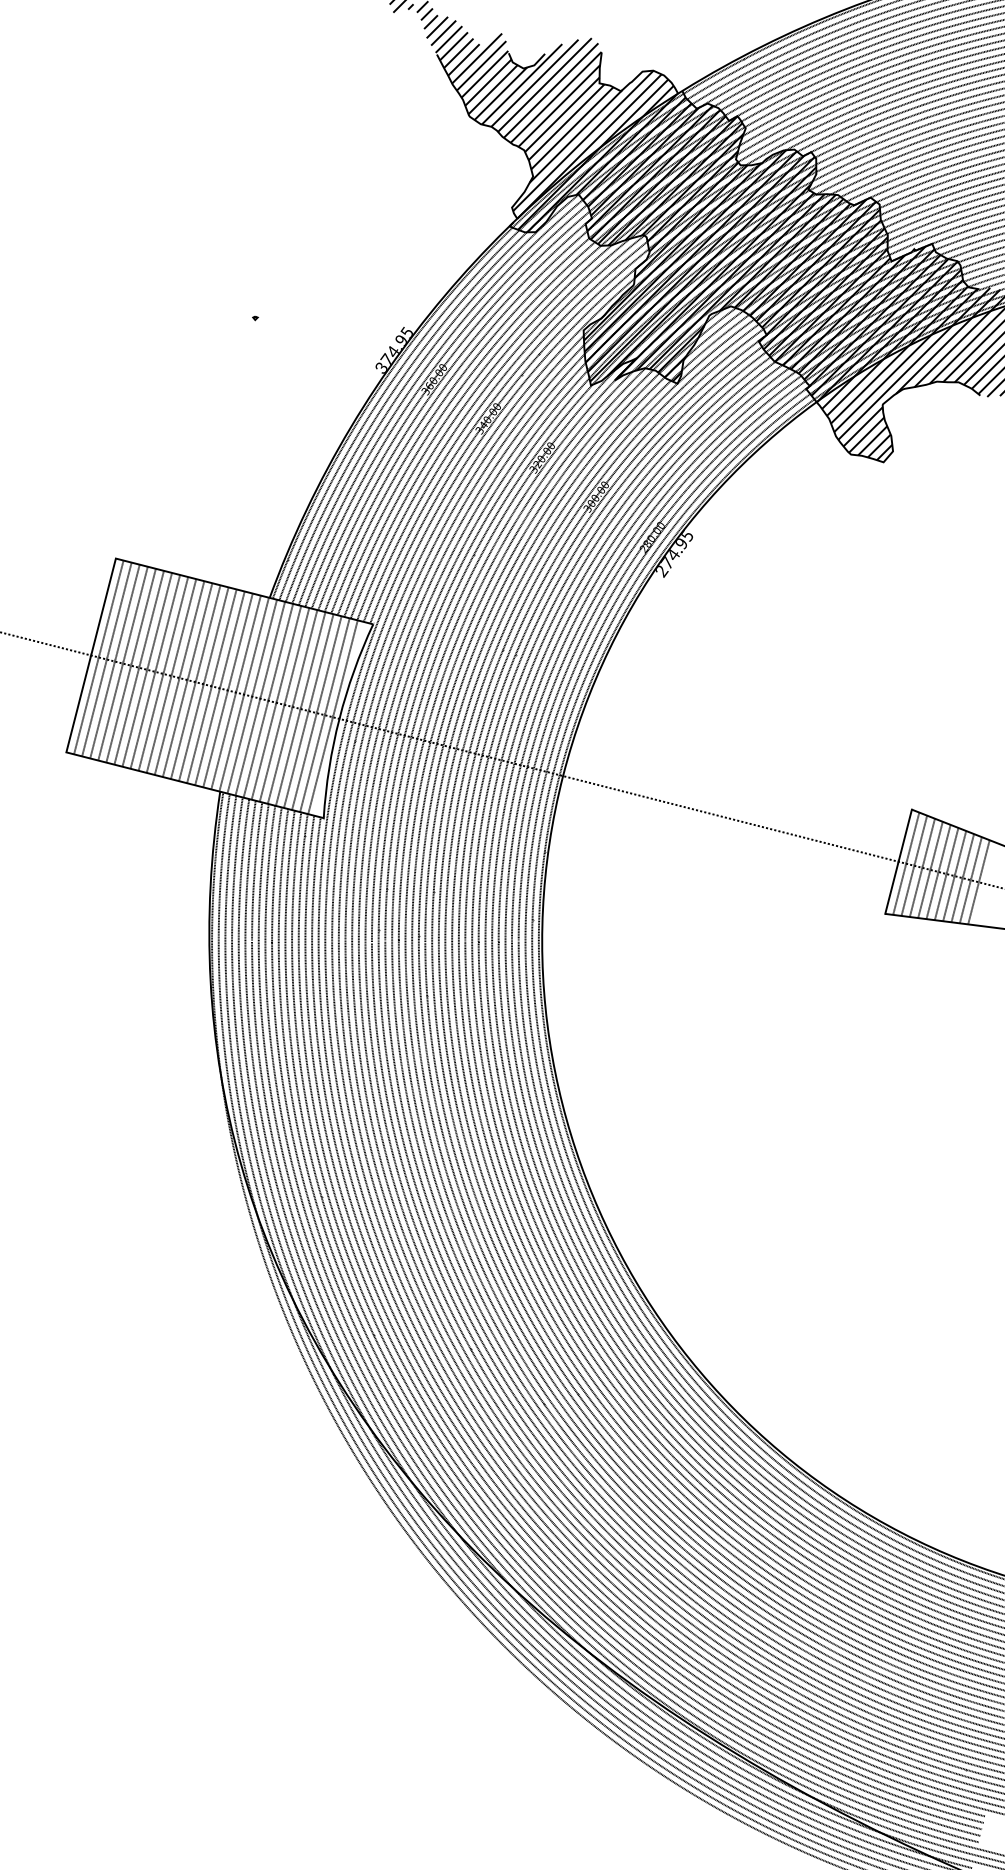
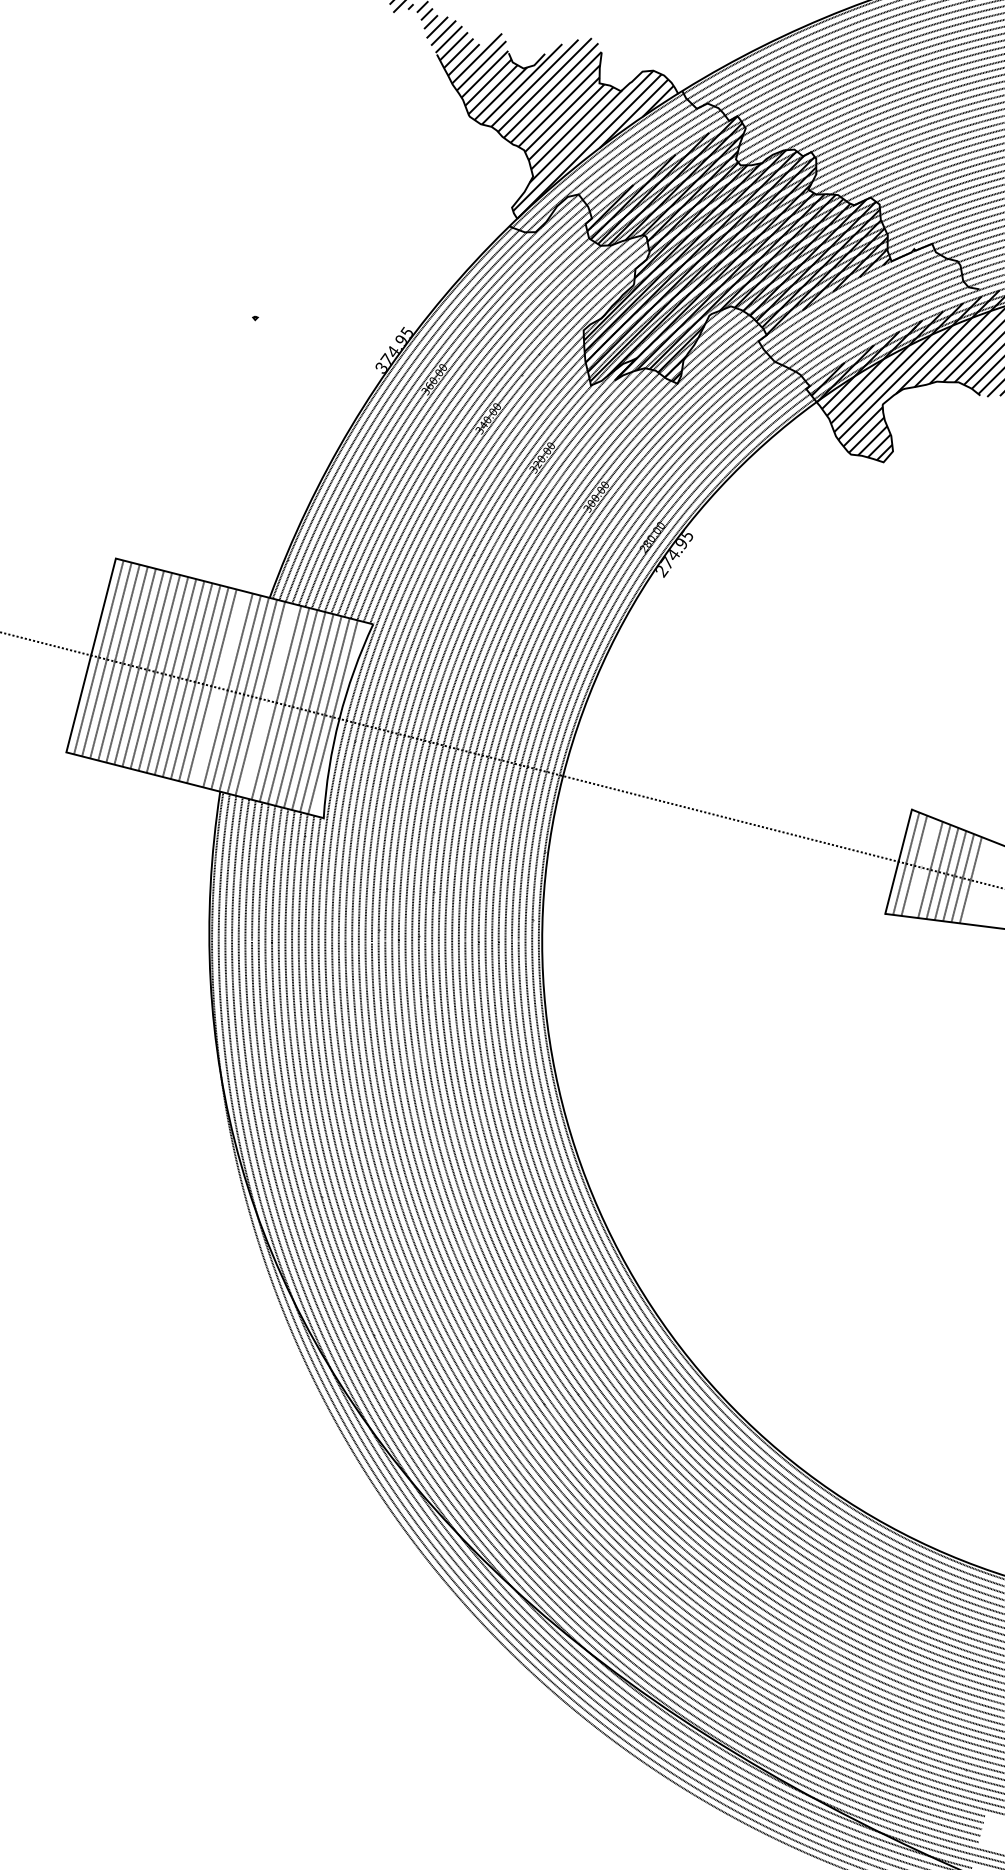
hatch: present -> none (617, 163)
hatch: present -> none (879, 315)
line: present -> none (219, 688)
line: present -> none (268, 700)
line: present -> none (921, 867)
line: present -> none (978, 882)
